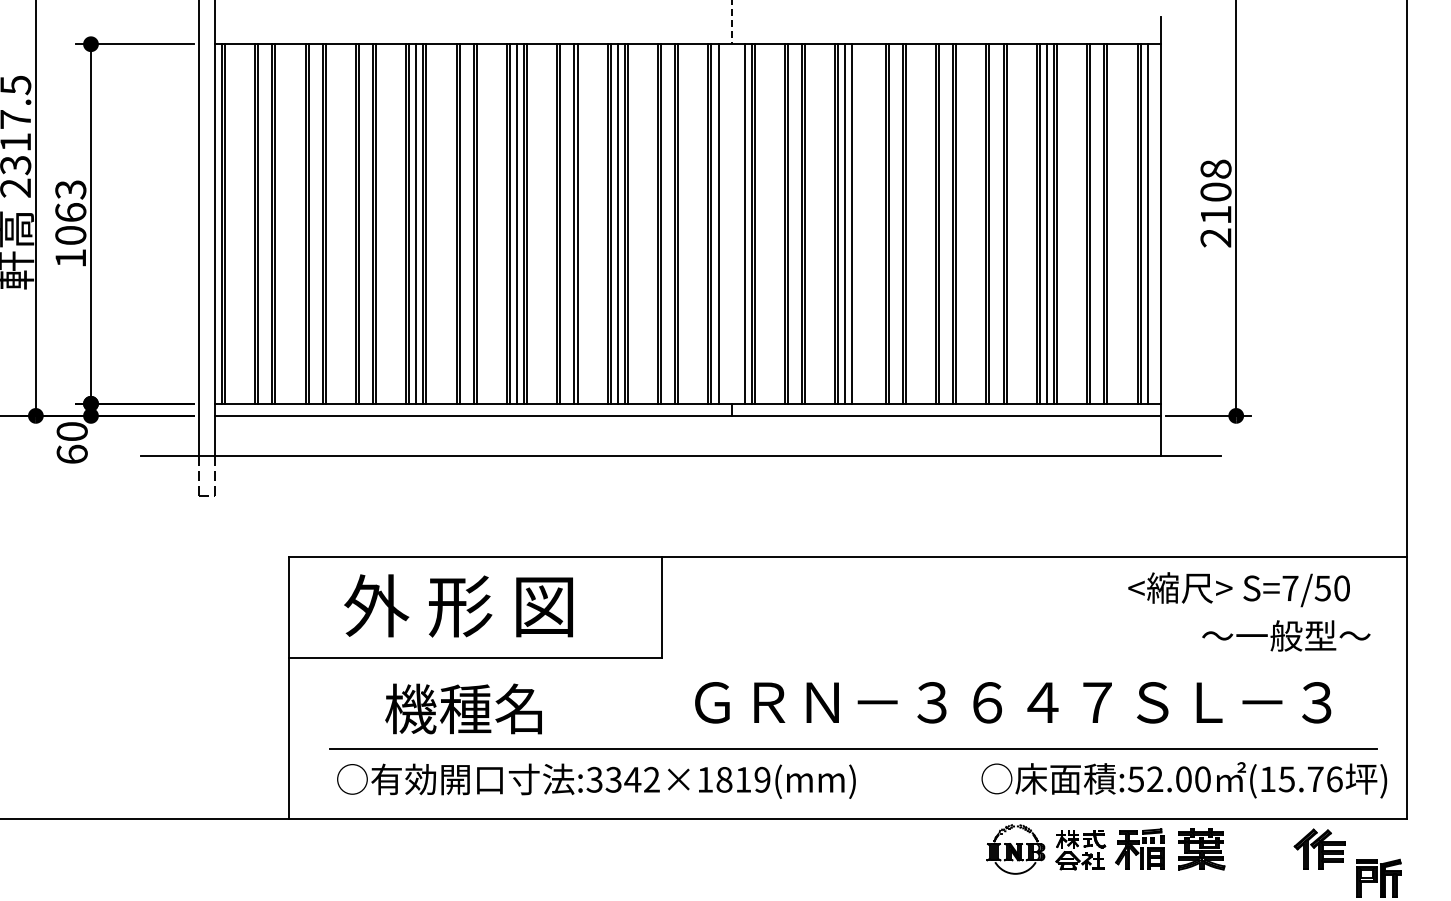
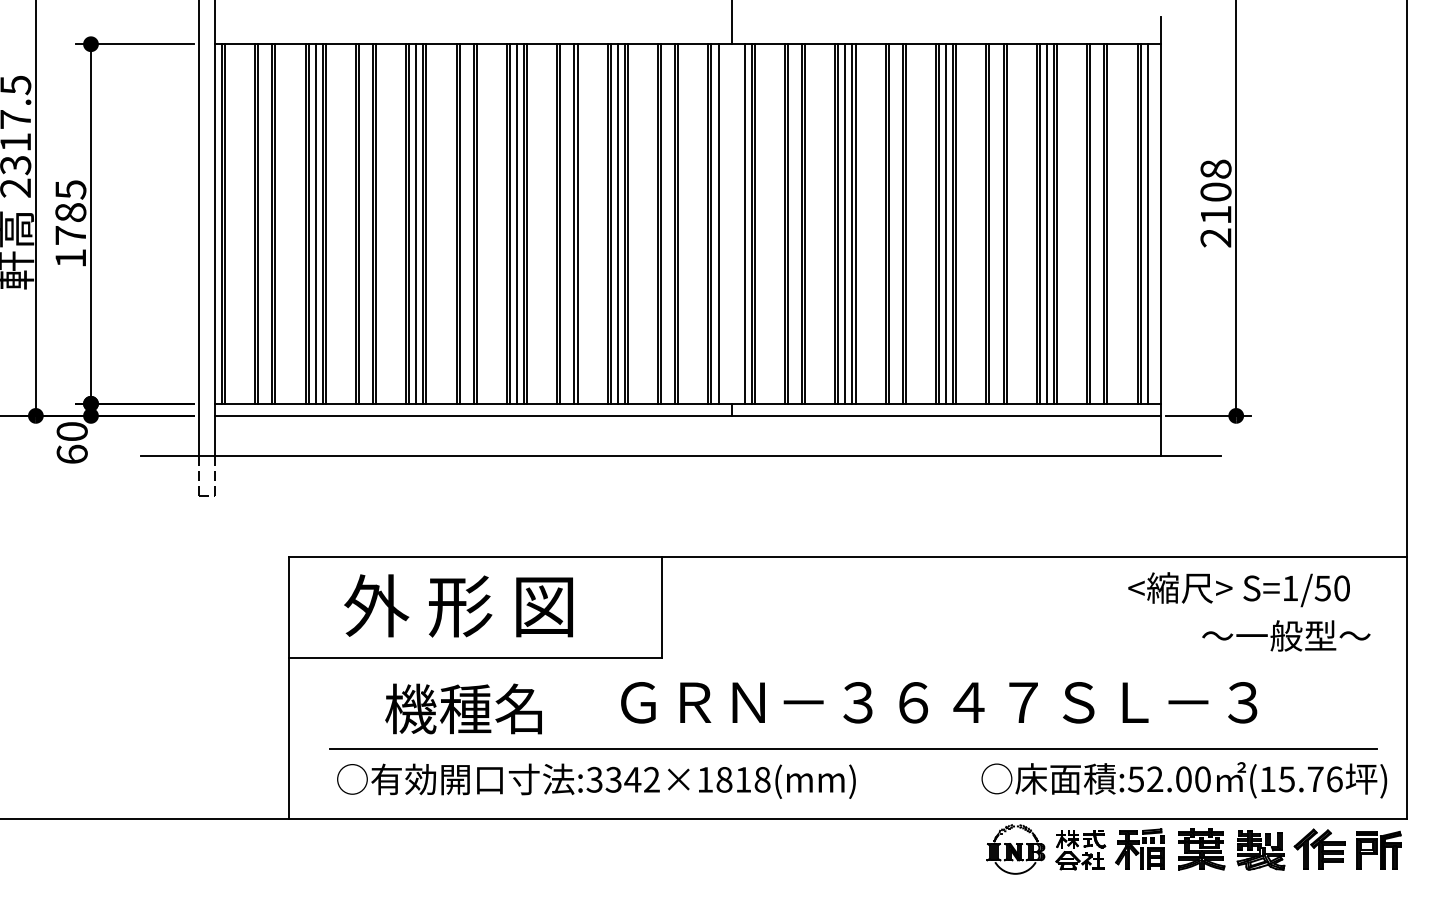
line: dashed -> solid (731, 22)
text: 1063 -> 1785 (70, 212)
line: none -> present (315, 223)
line: none -> present (855, 223)
line: none -> present (946, 223)
text: S=7/50 -> S=1/50 (1290, 587)
text position: (1013, 702) -> (939, 702) (939, 702)
text: :3342×1819(mm) -> :3342×1818(mm) (762, 779)
part: none -> present (1260, 850)
part position: (1378, 877) -> (1378, 849) (1378, 849)
